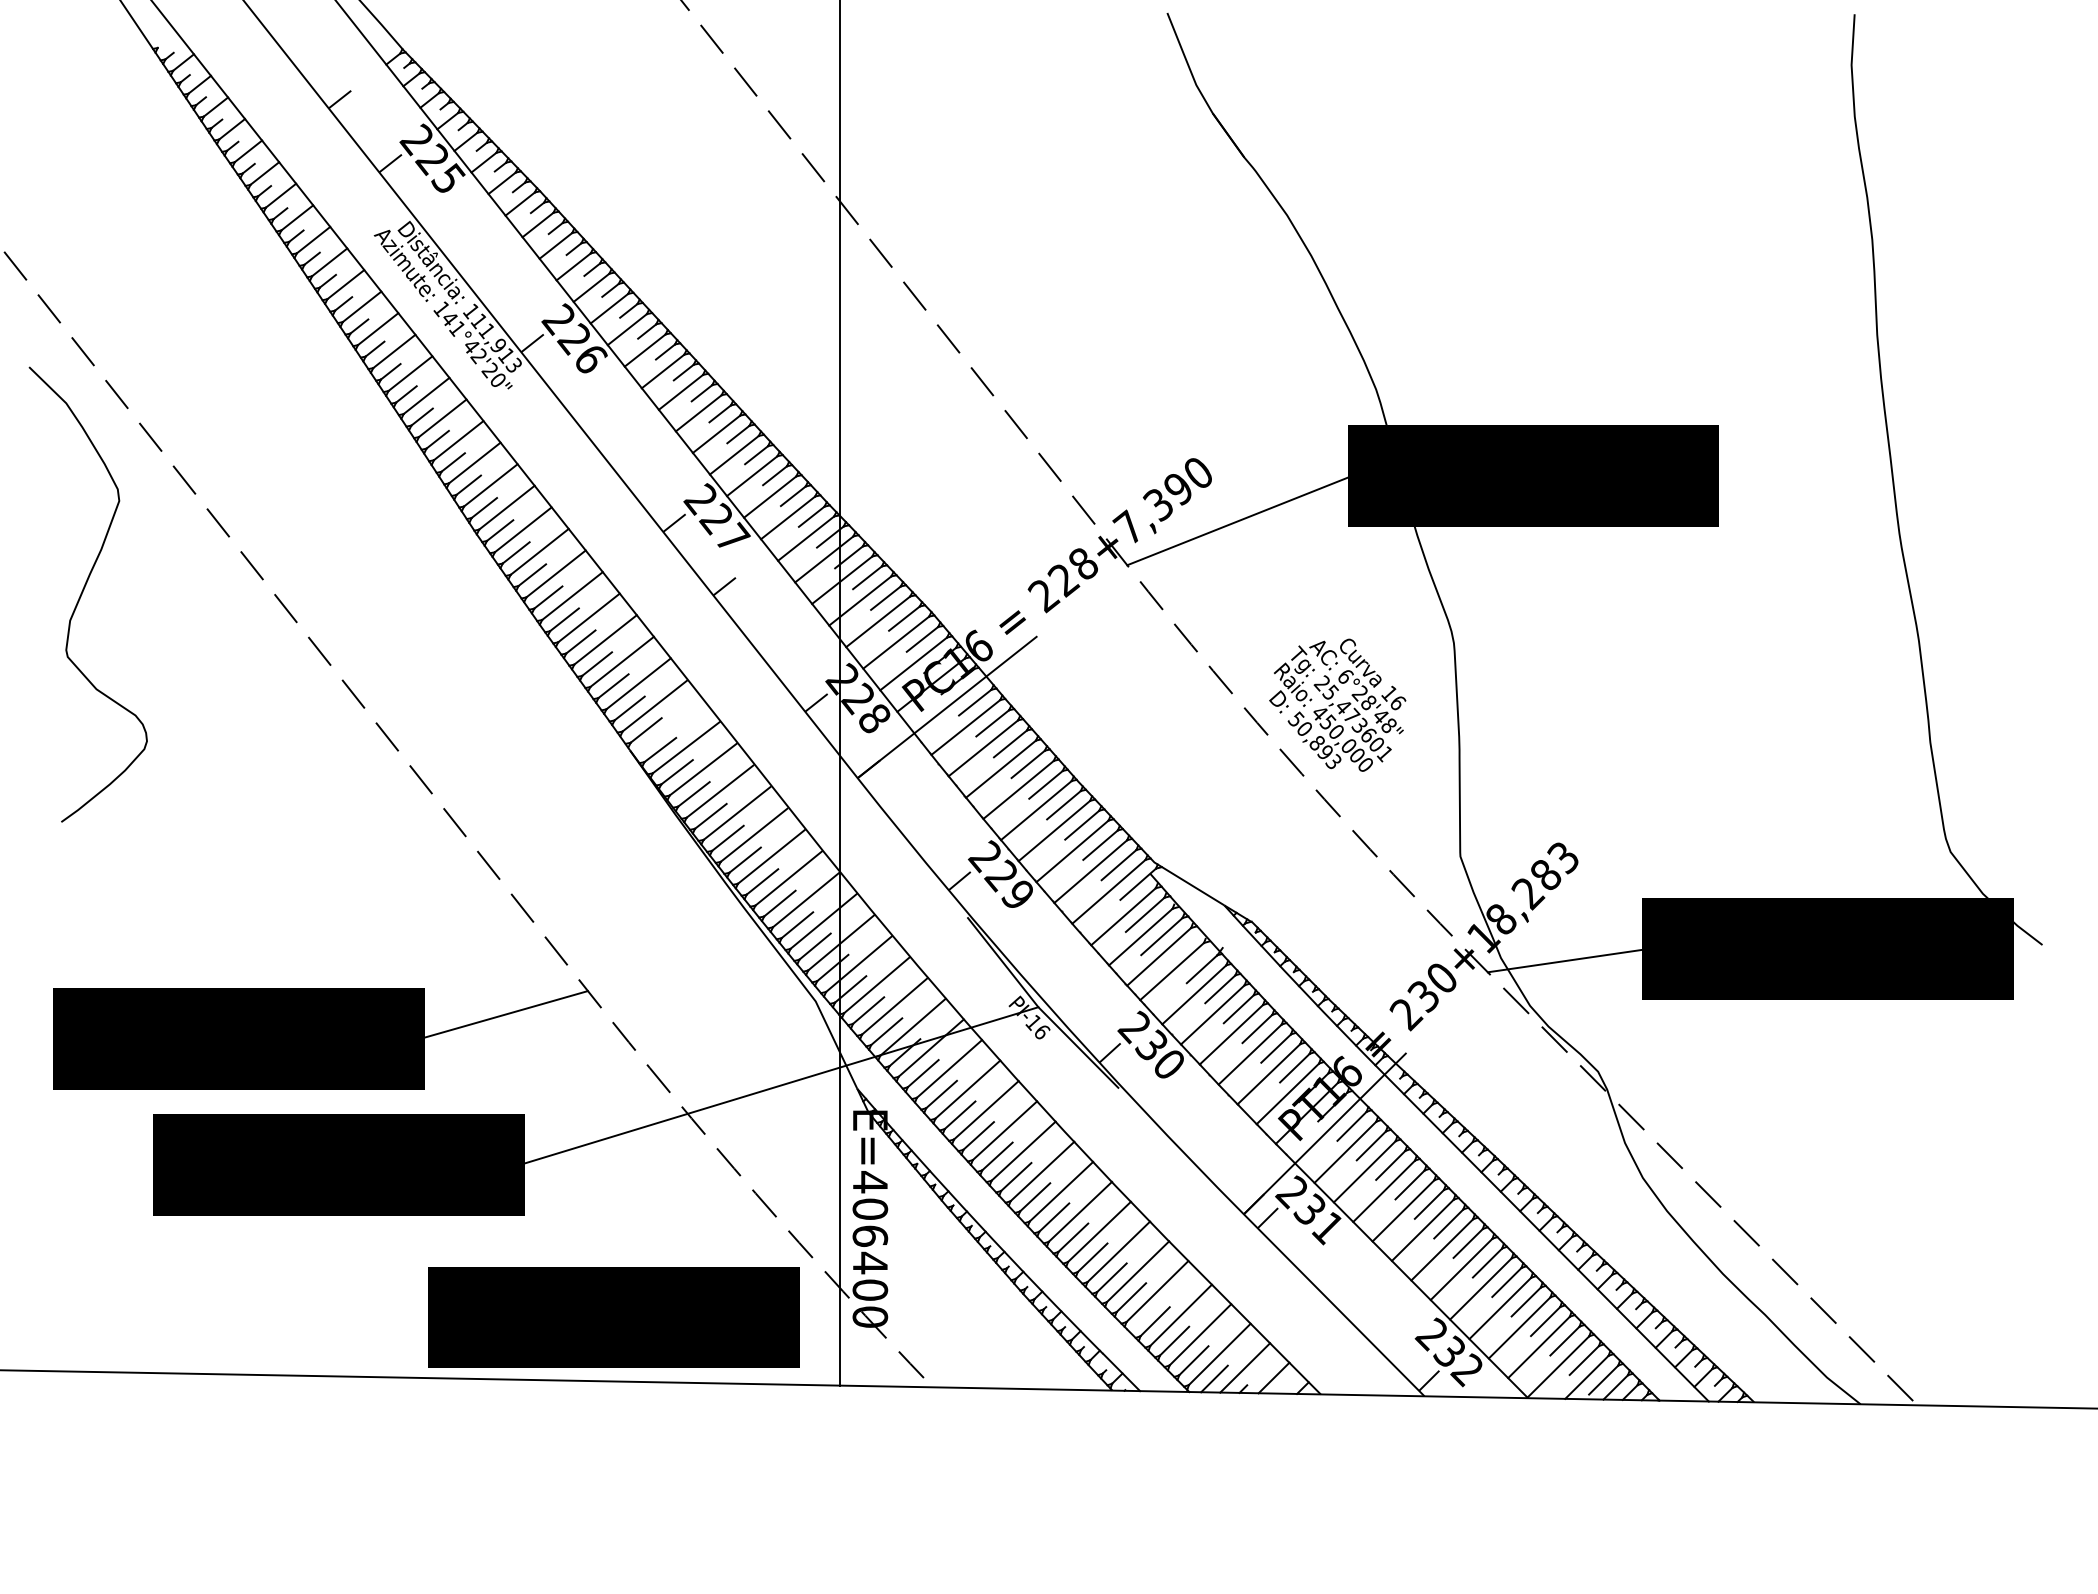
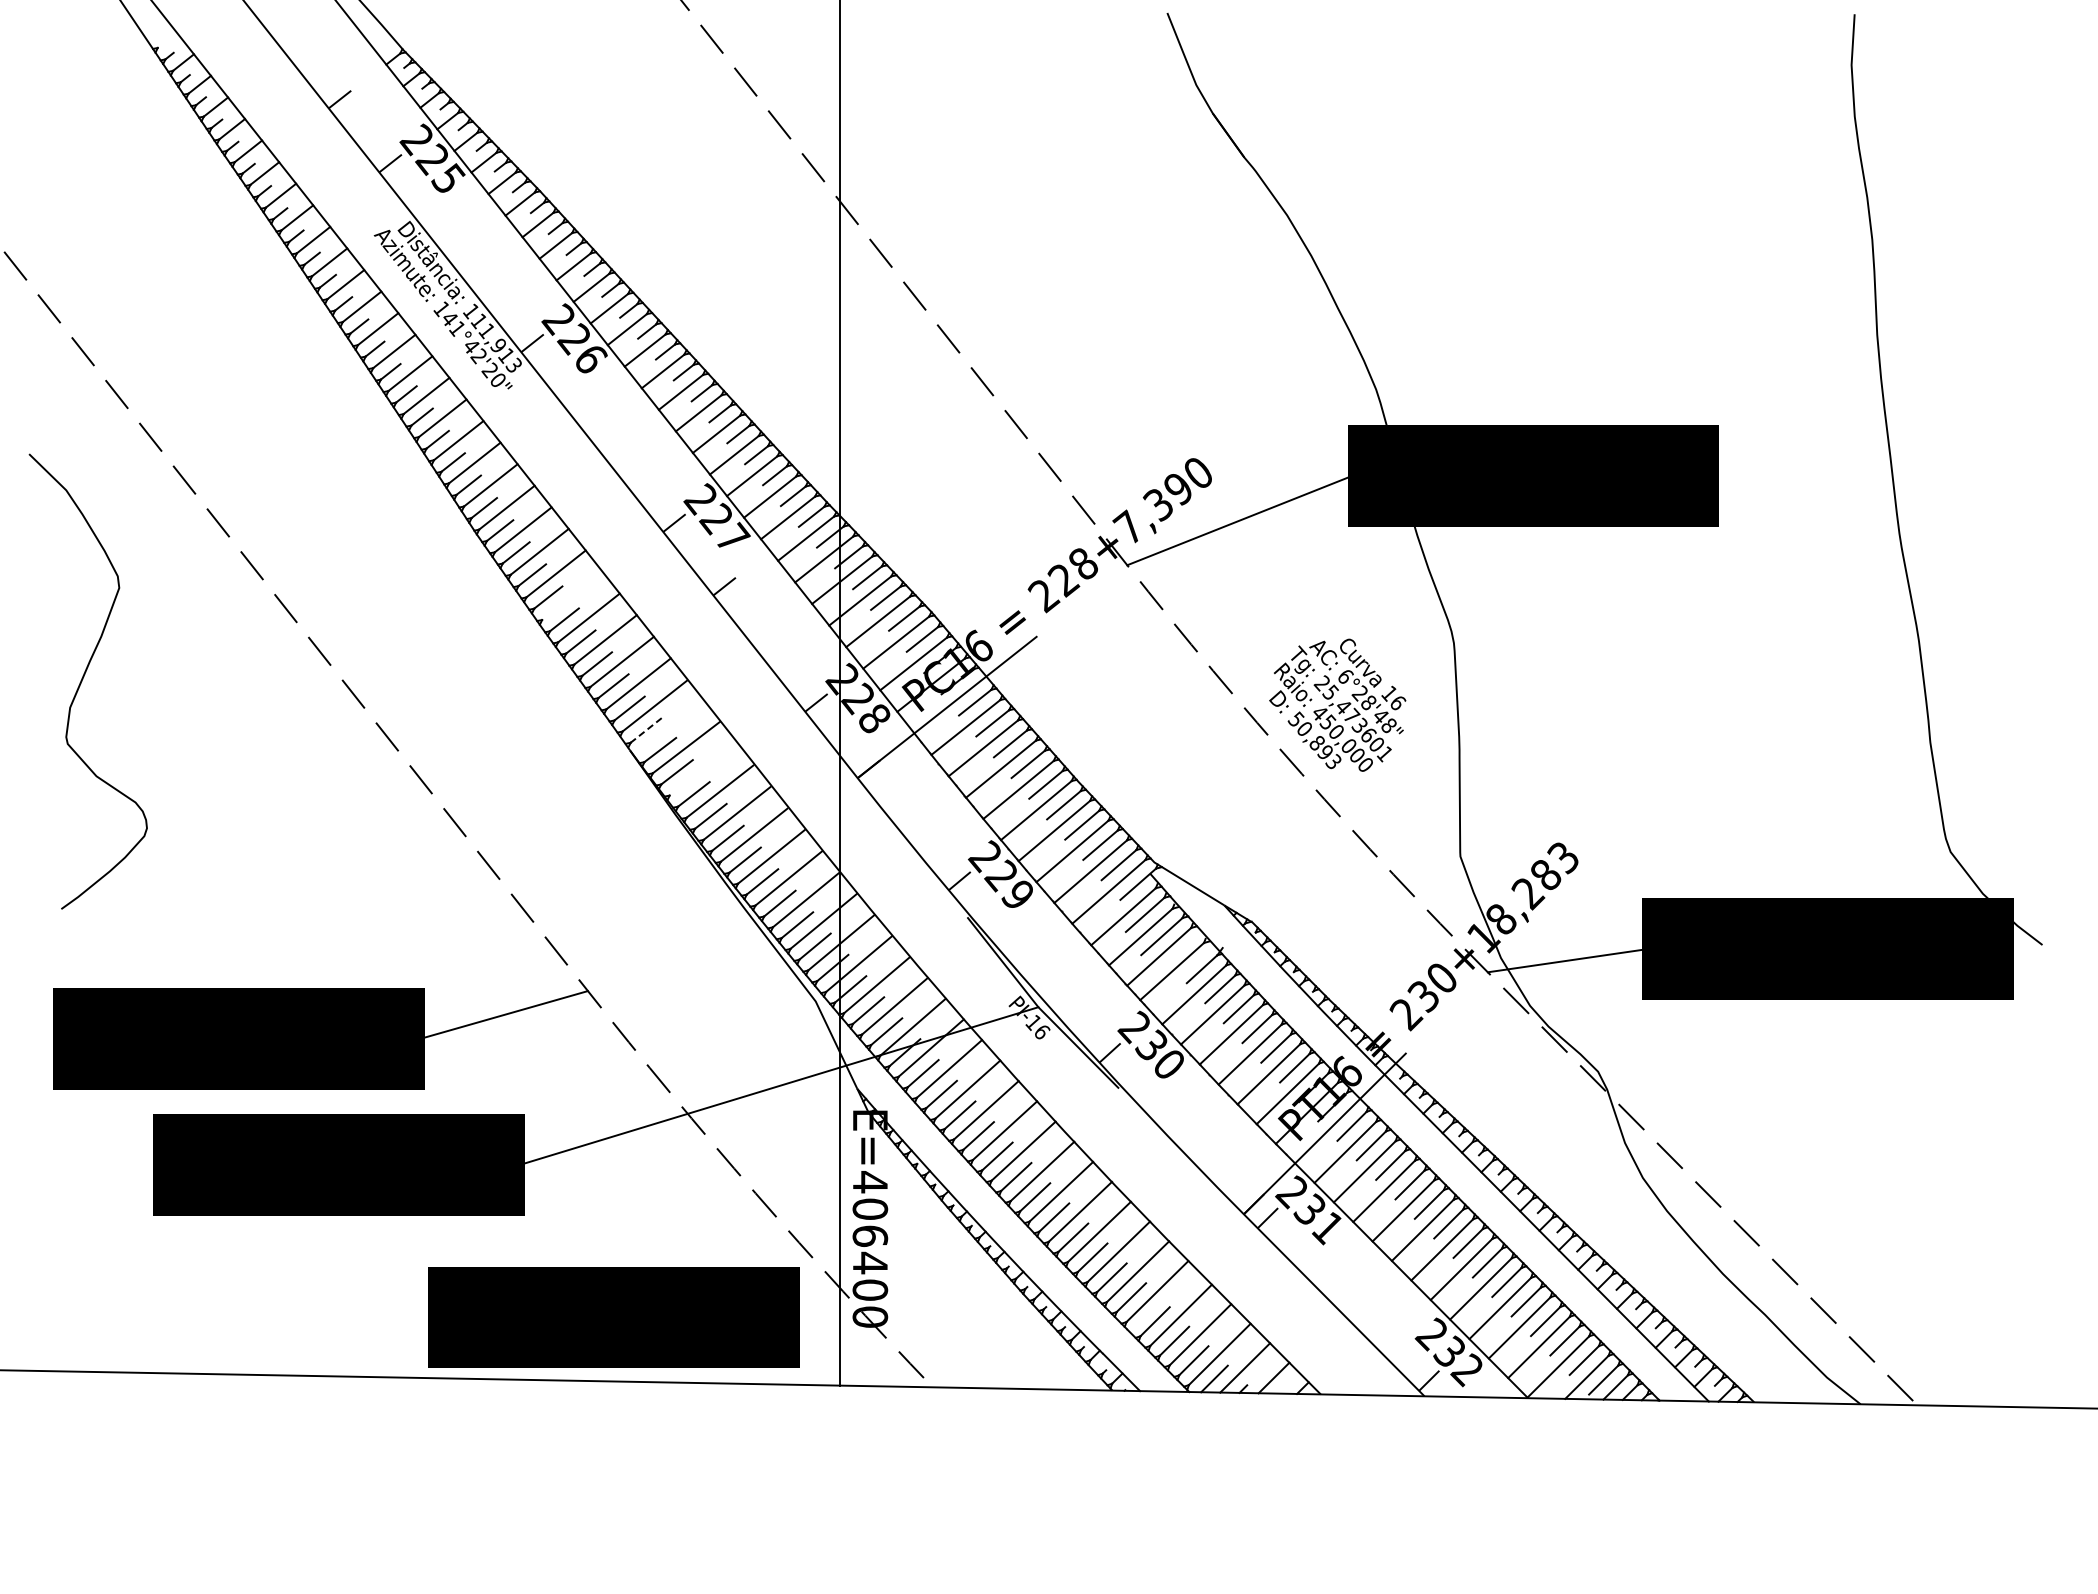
curve position: (83, 592) -> (83, 679) (83, 679)
line: present -> none (572, 596)
line: solid -> dashed (646, 730)
line: present -> none (702, 769)
